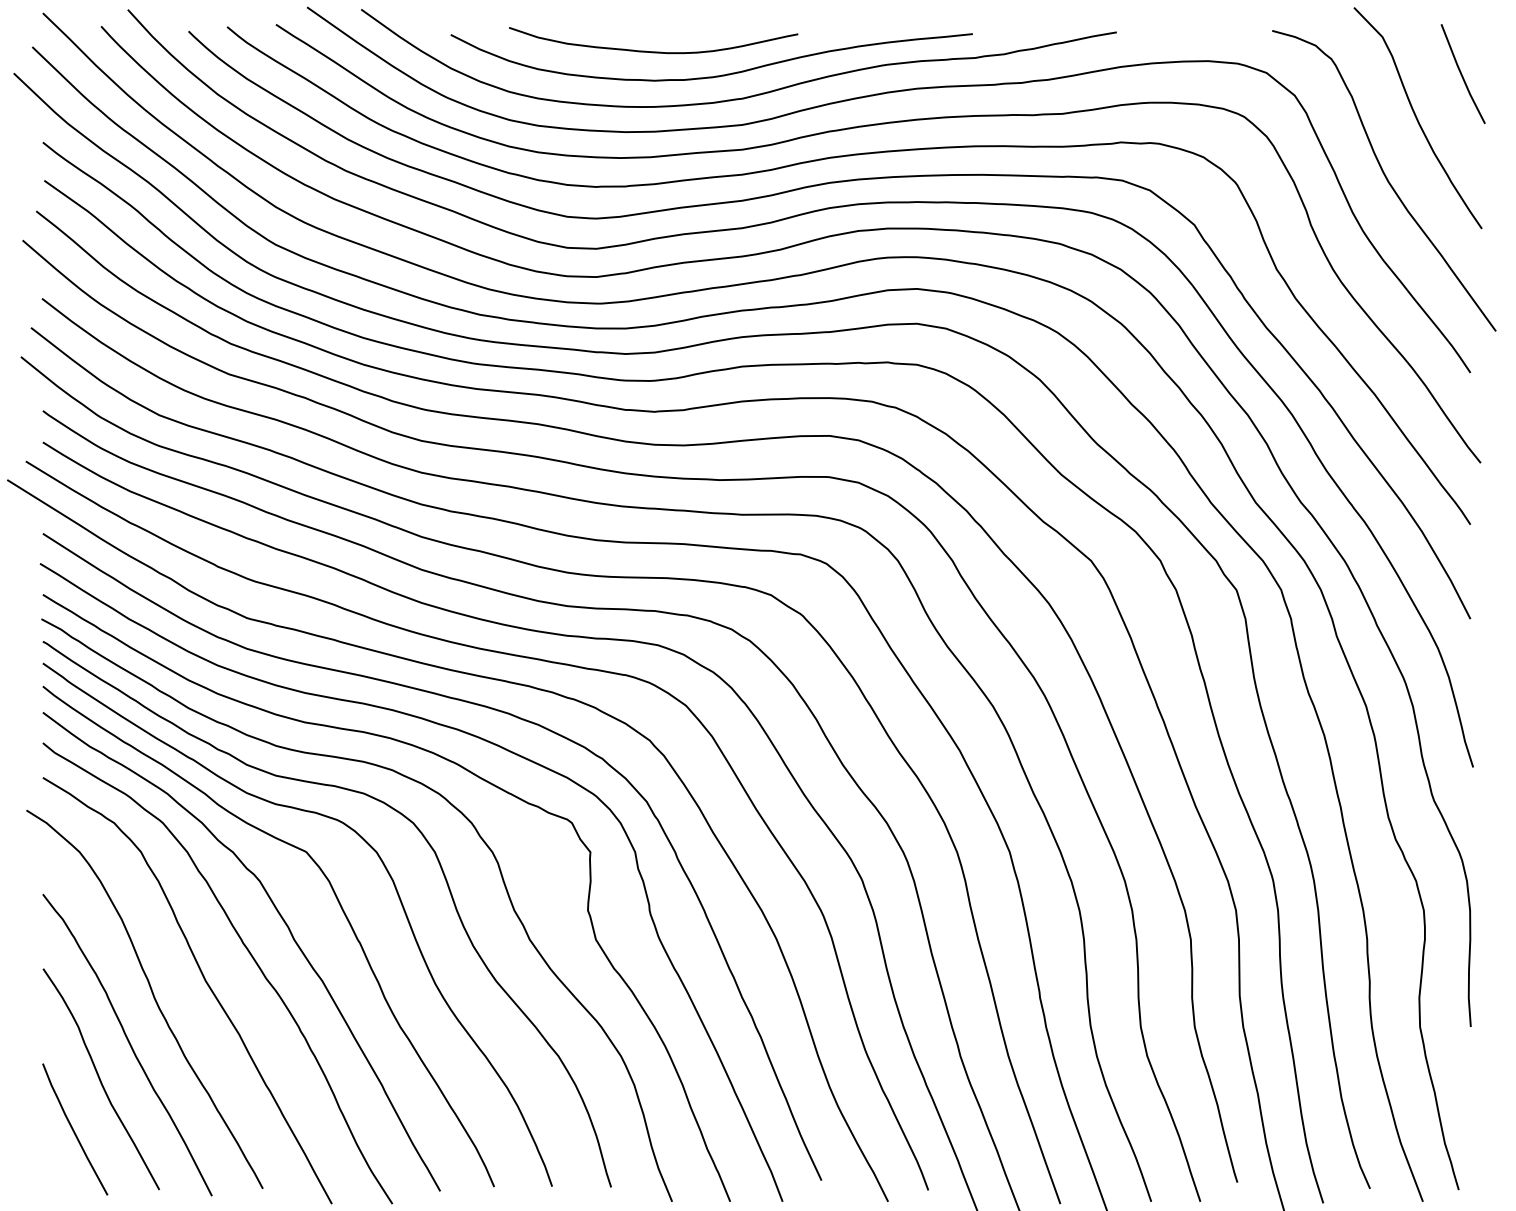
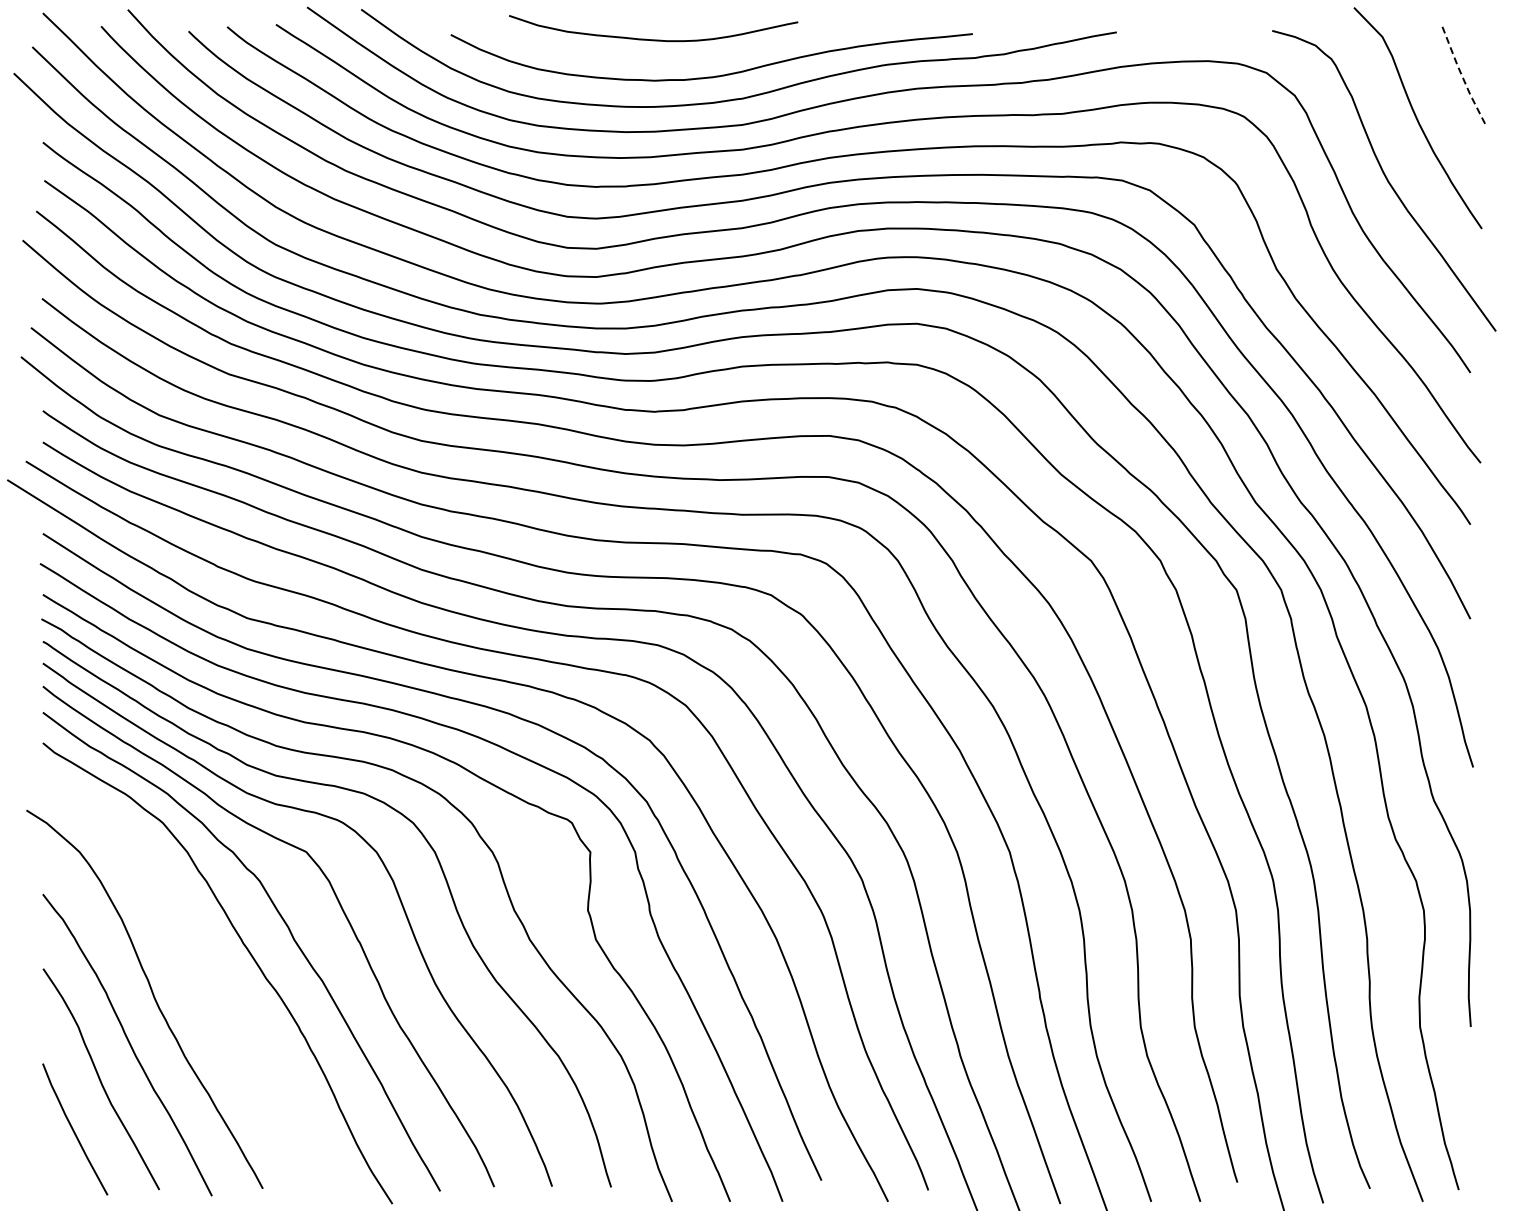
curve position: (653, 51) -> (653, 39) (653, 39)
line: solid -> dashed (1461, 74)
curve: present -> none (205, 982)
